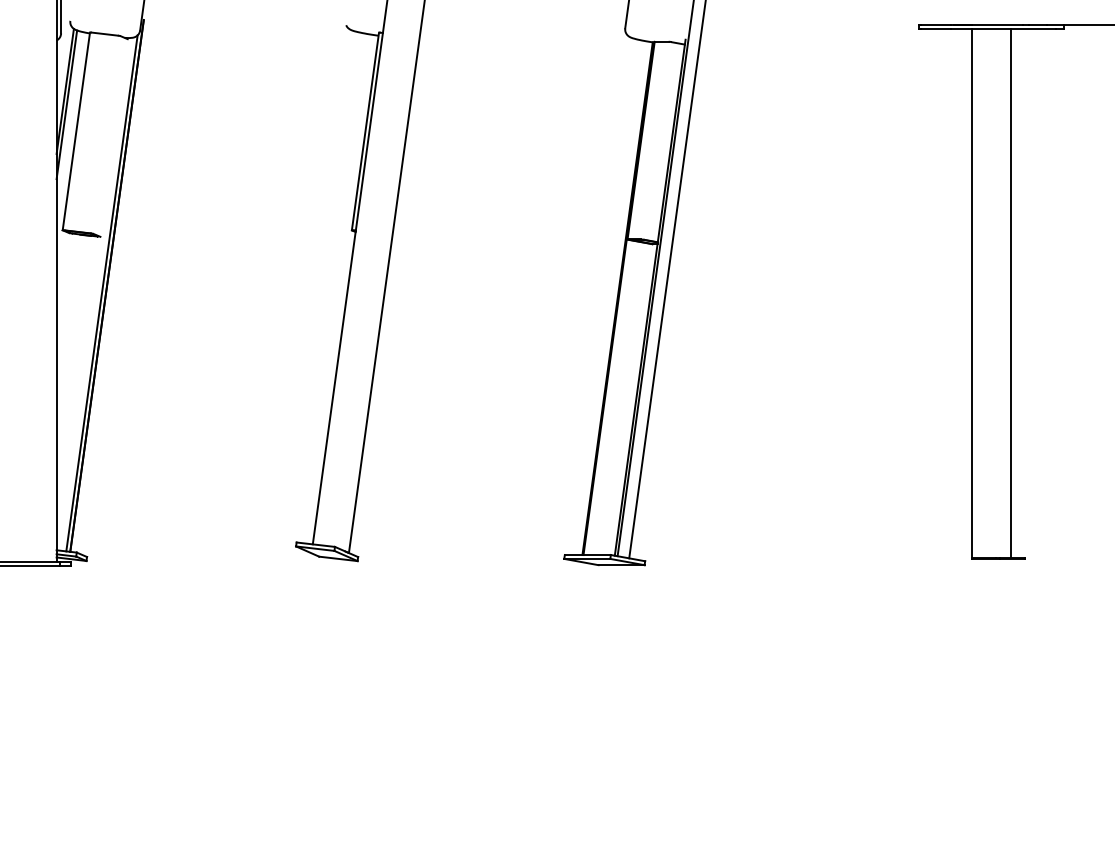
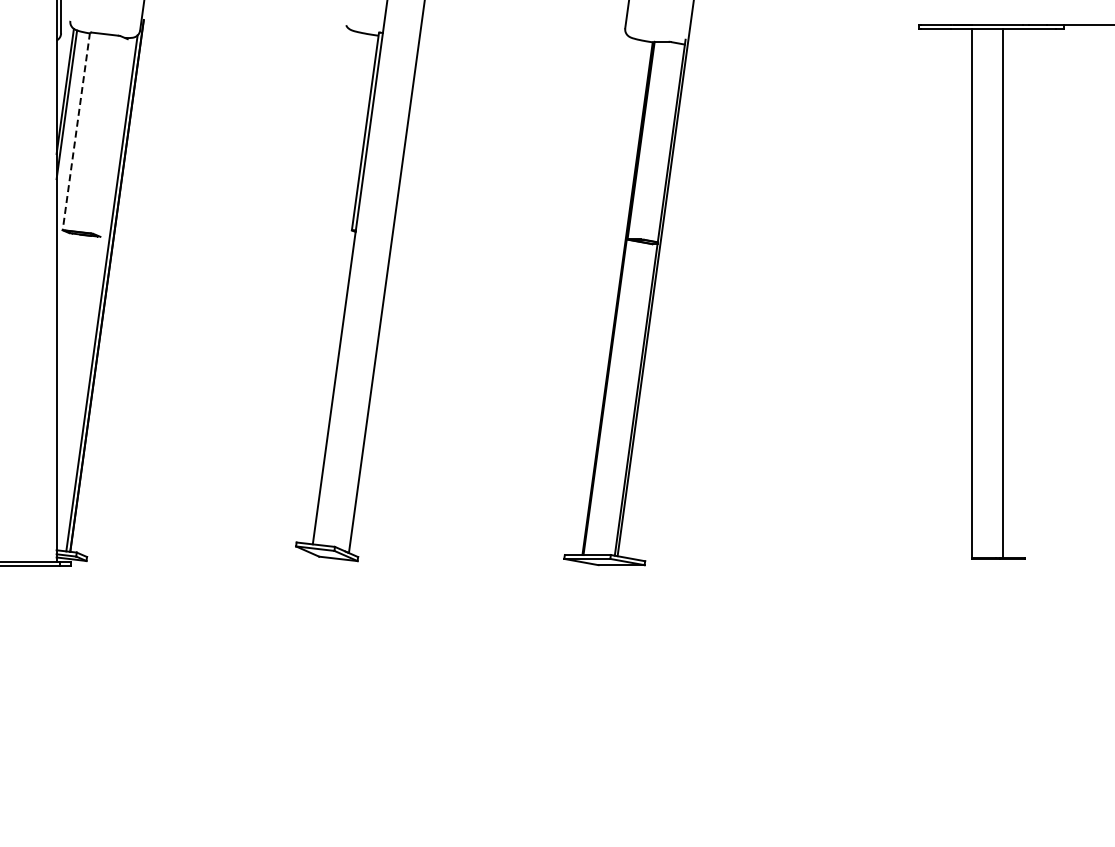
line: solid -> dashed (76, 131)
line: present -> none (667, 280)
line position: (1010, 293) -> (1002, 293) (1002, 293)
